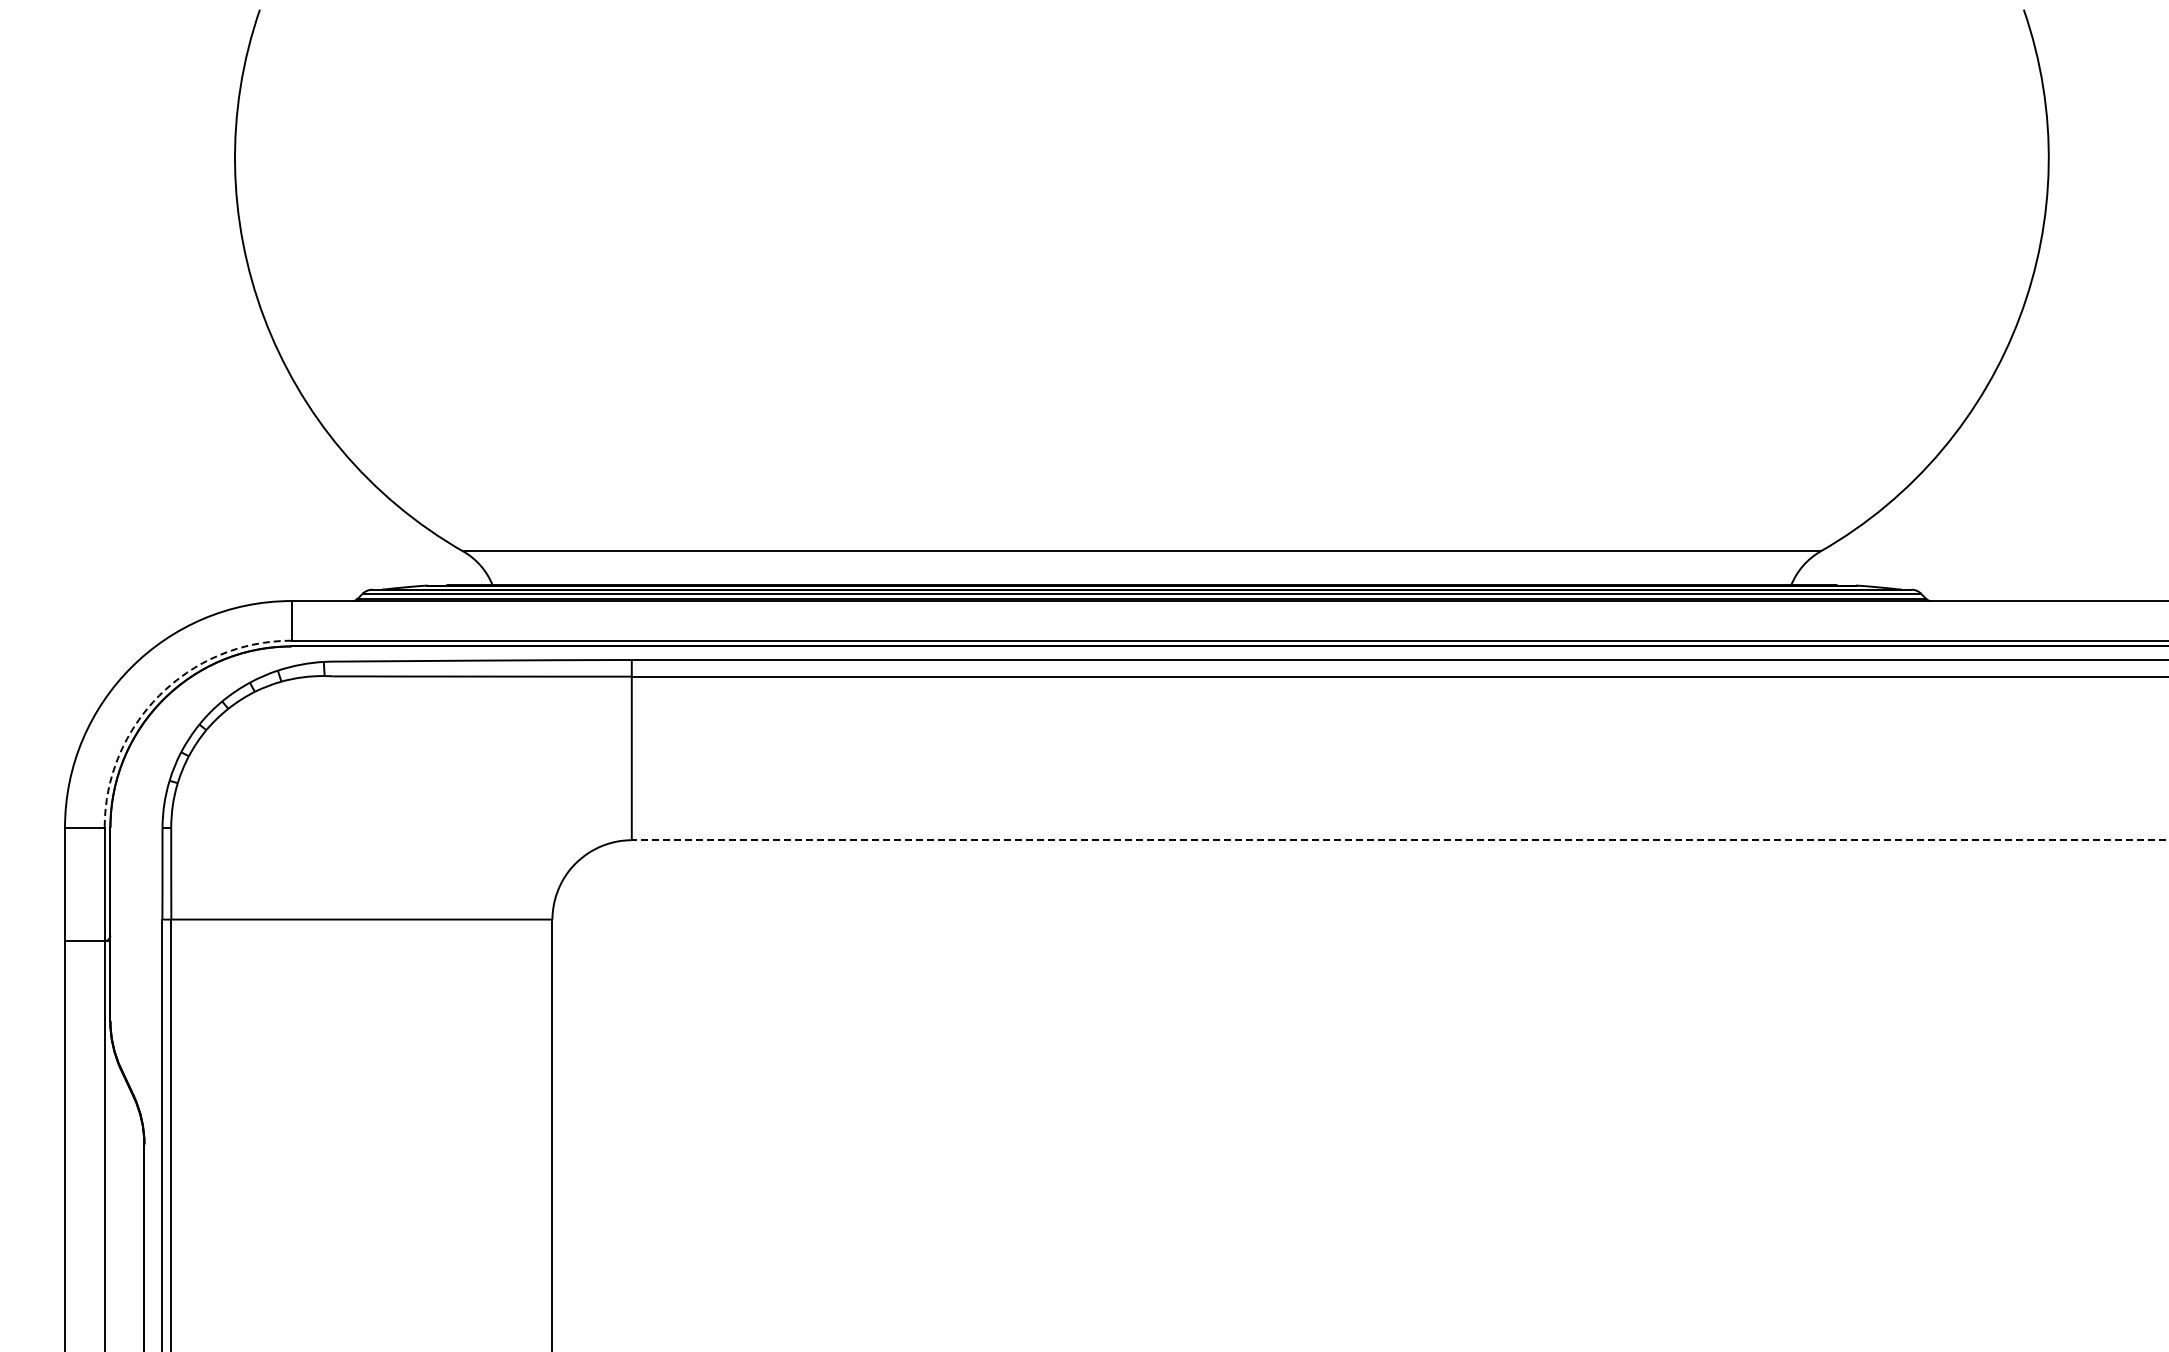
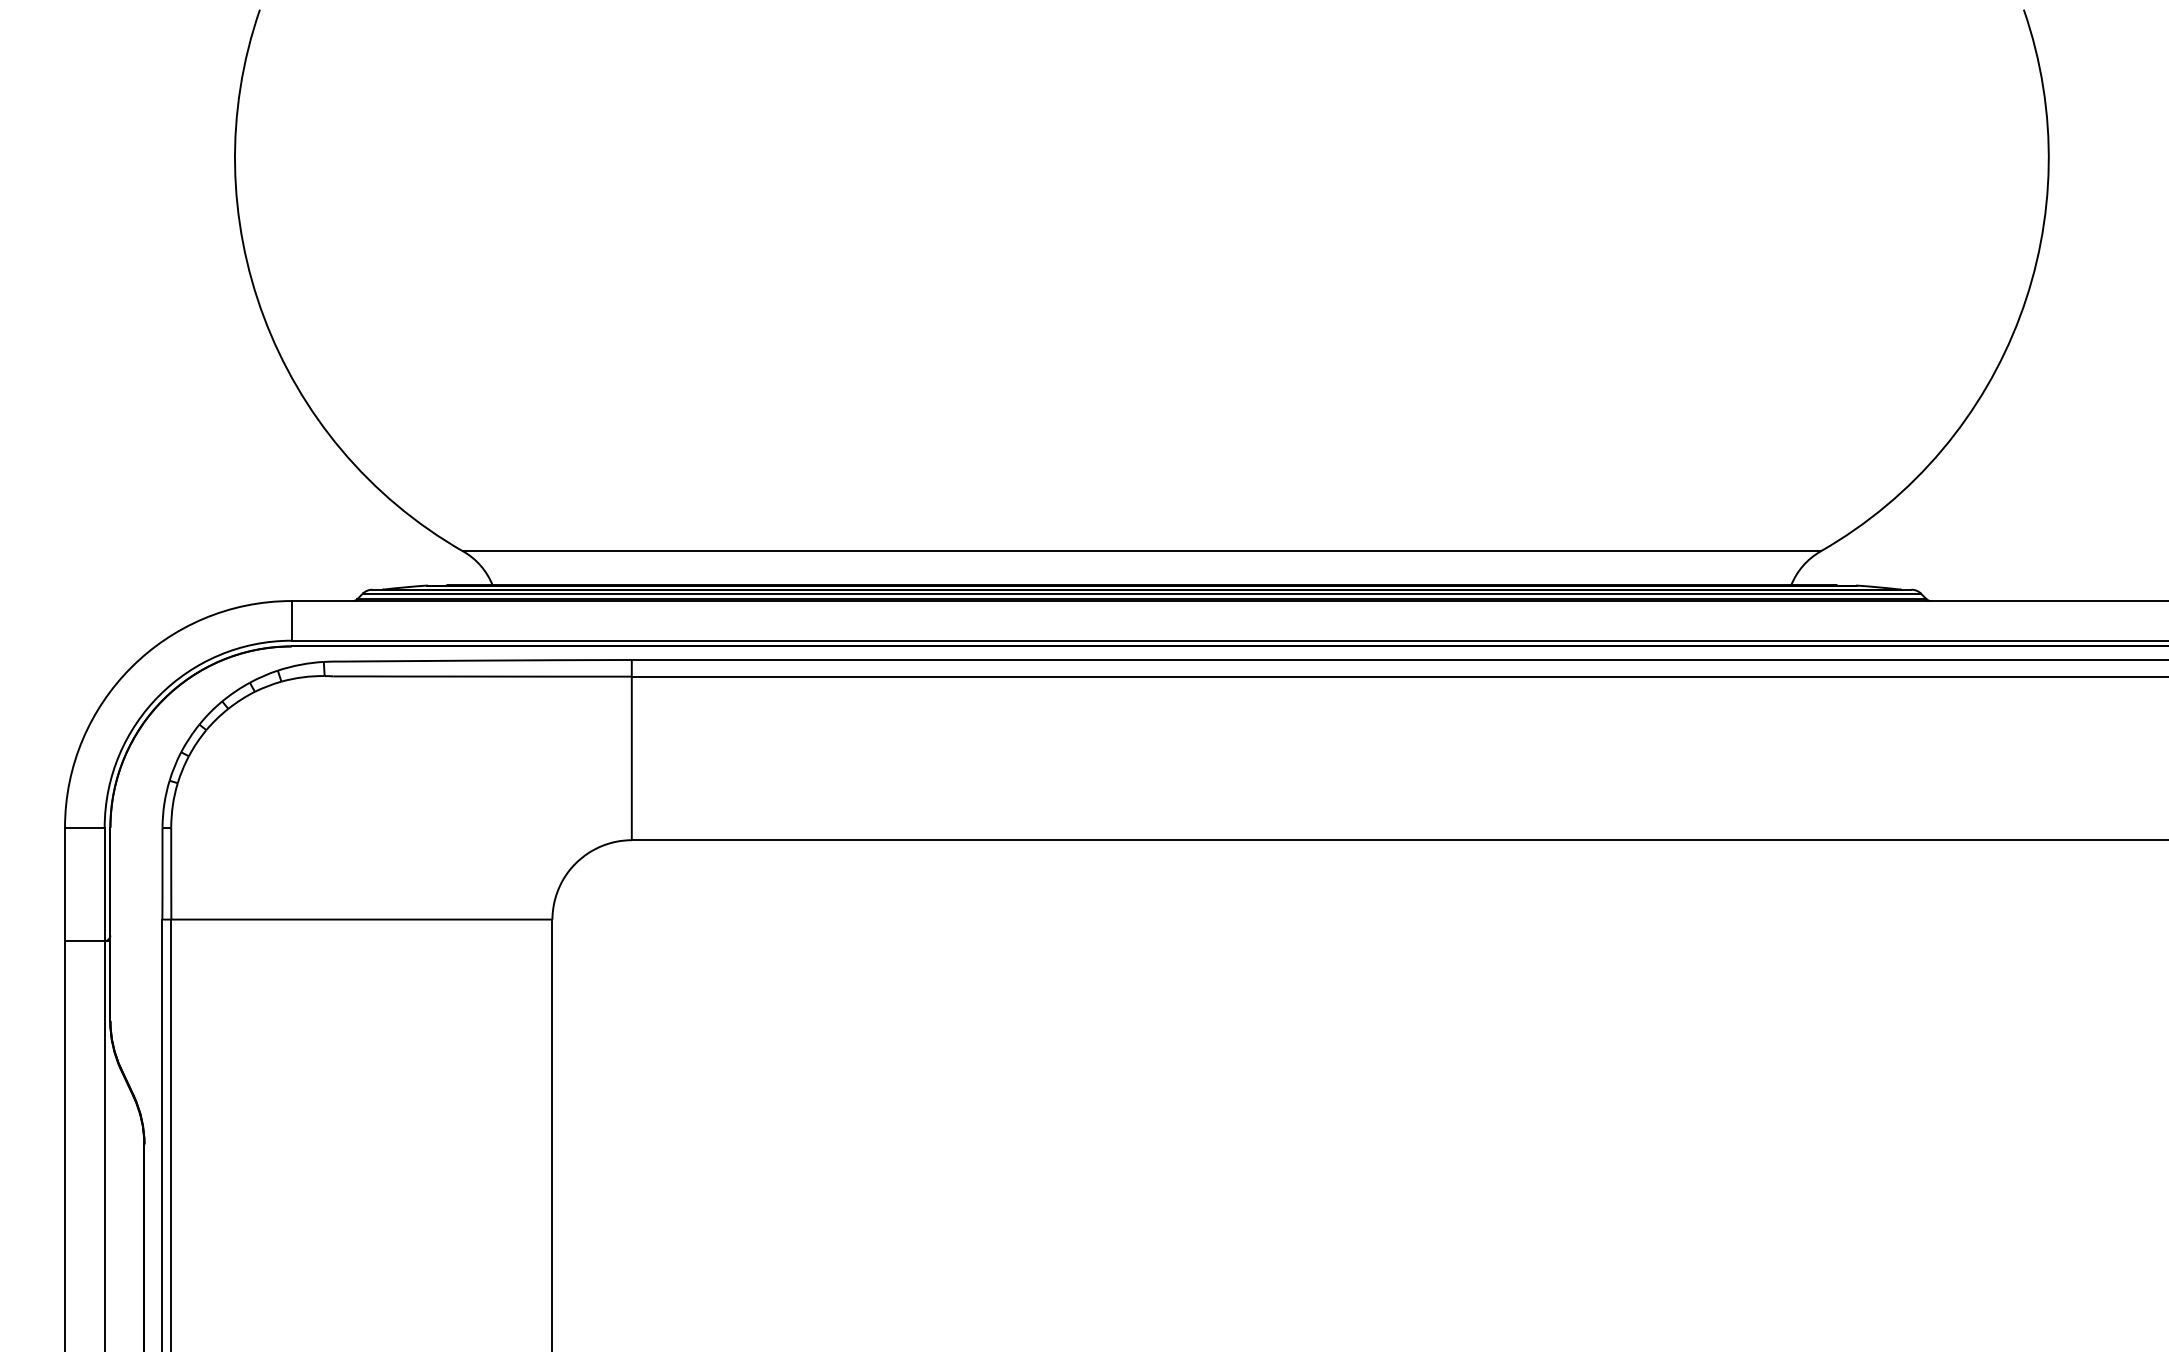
arc: dashed -> solid (159, 695)
line: dashed -> solid (1399, 840)
